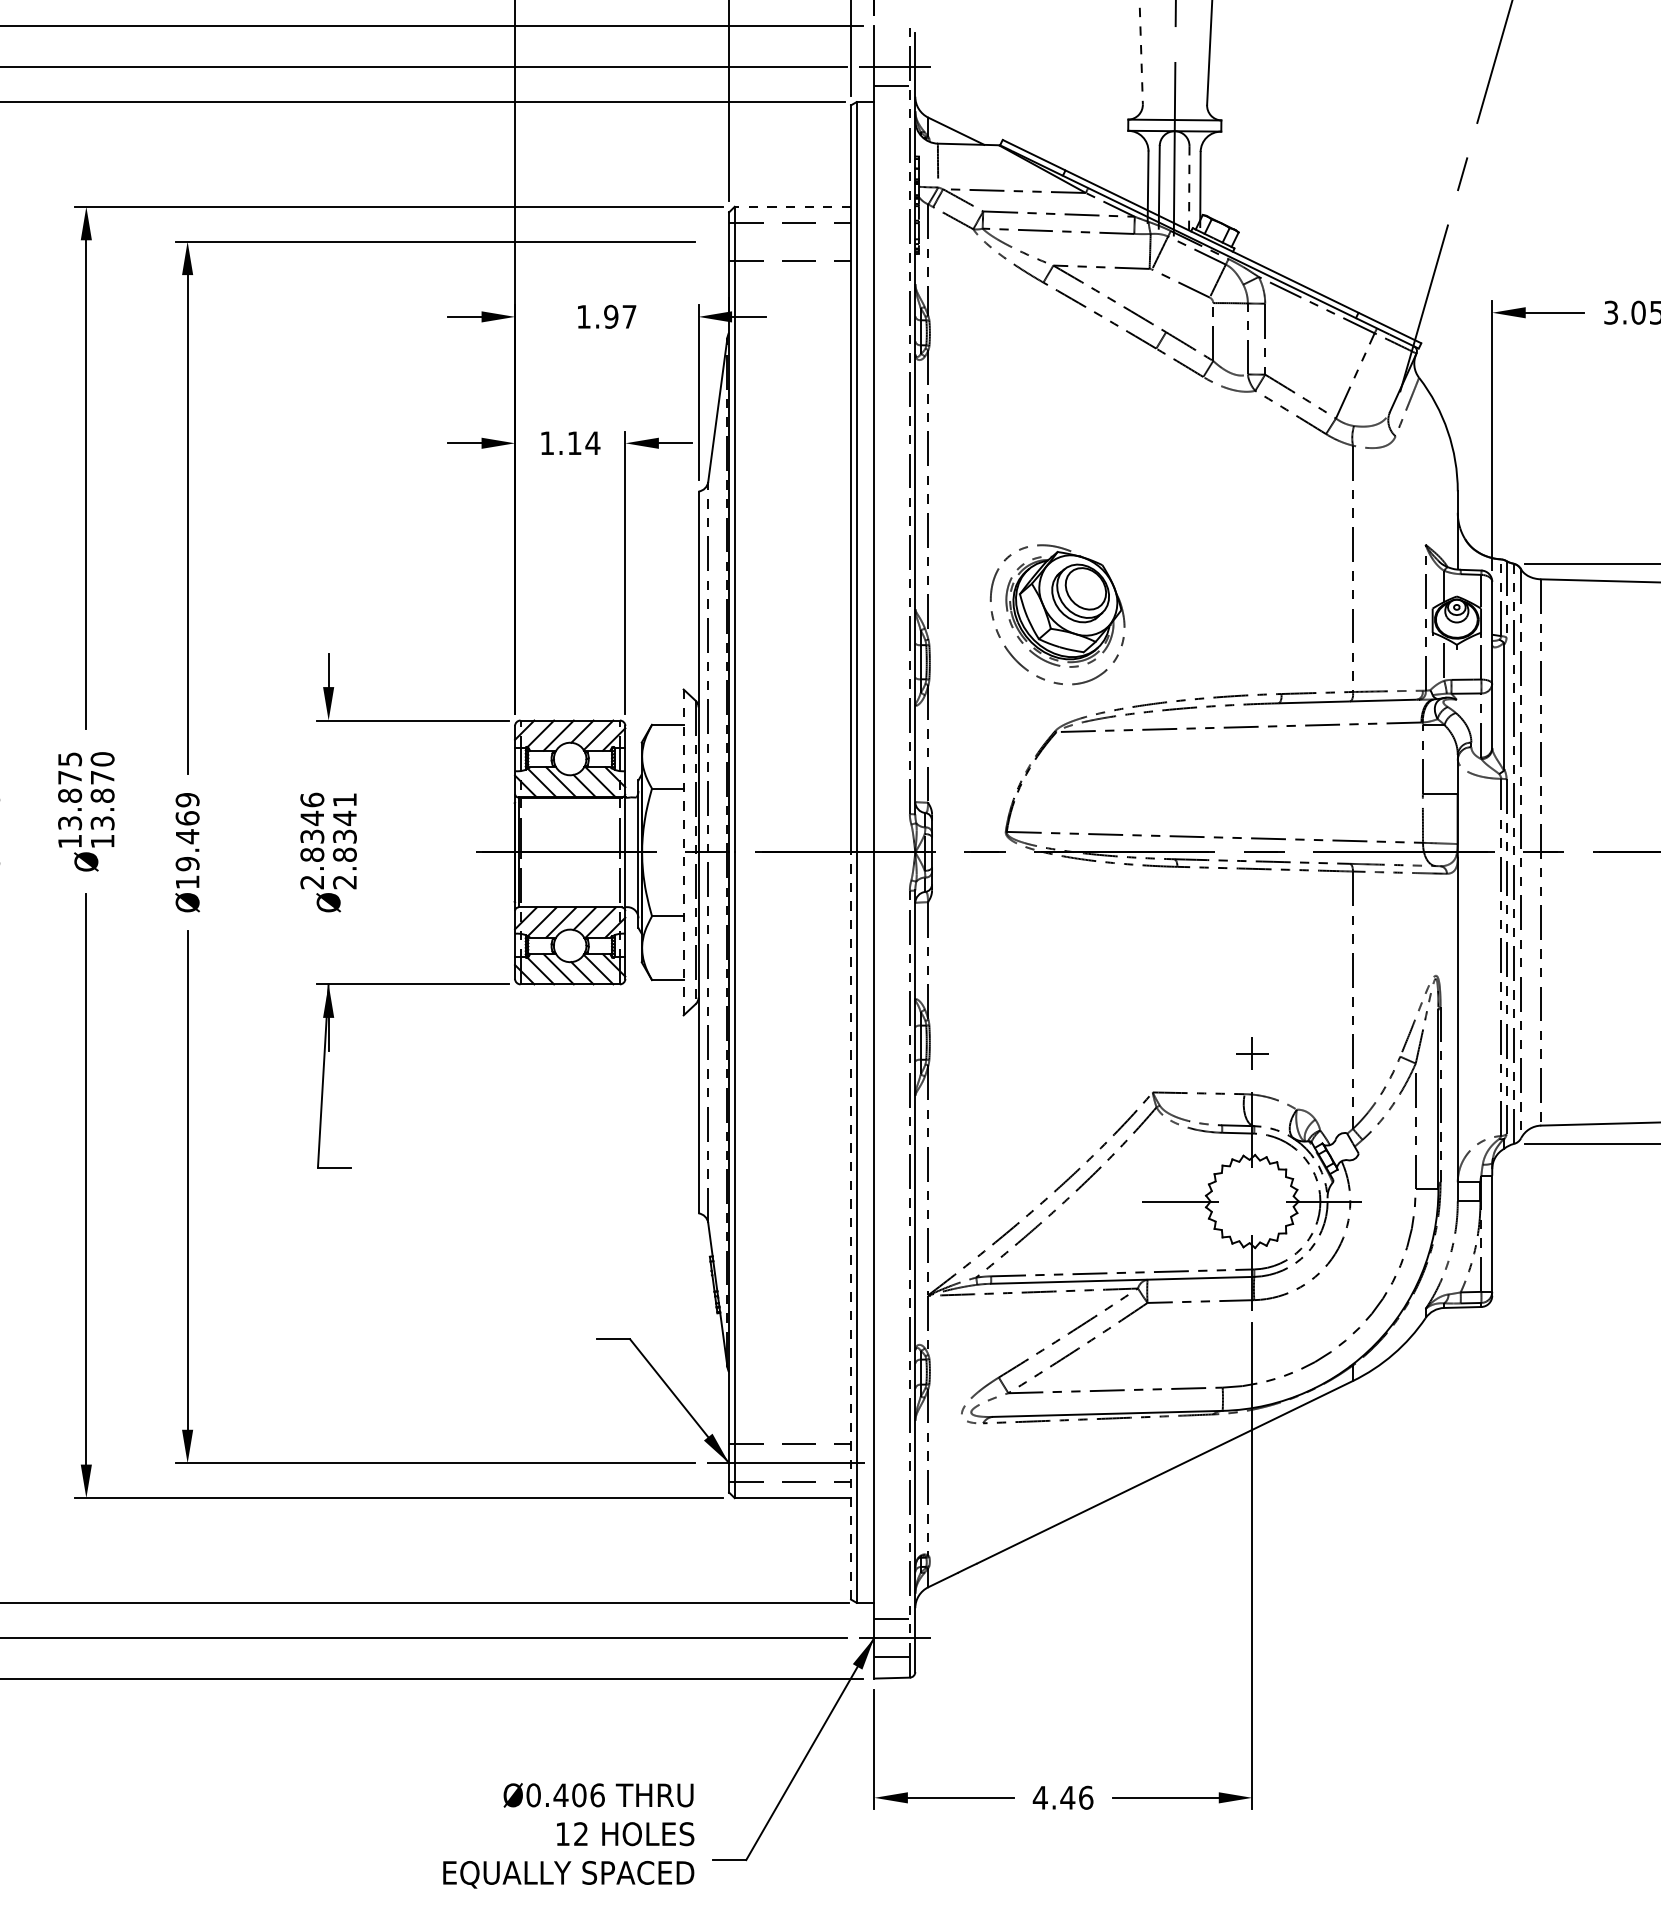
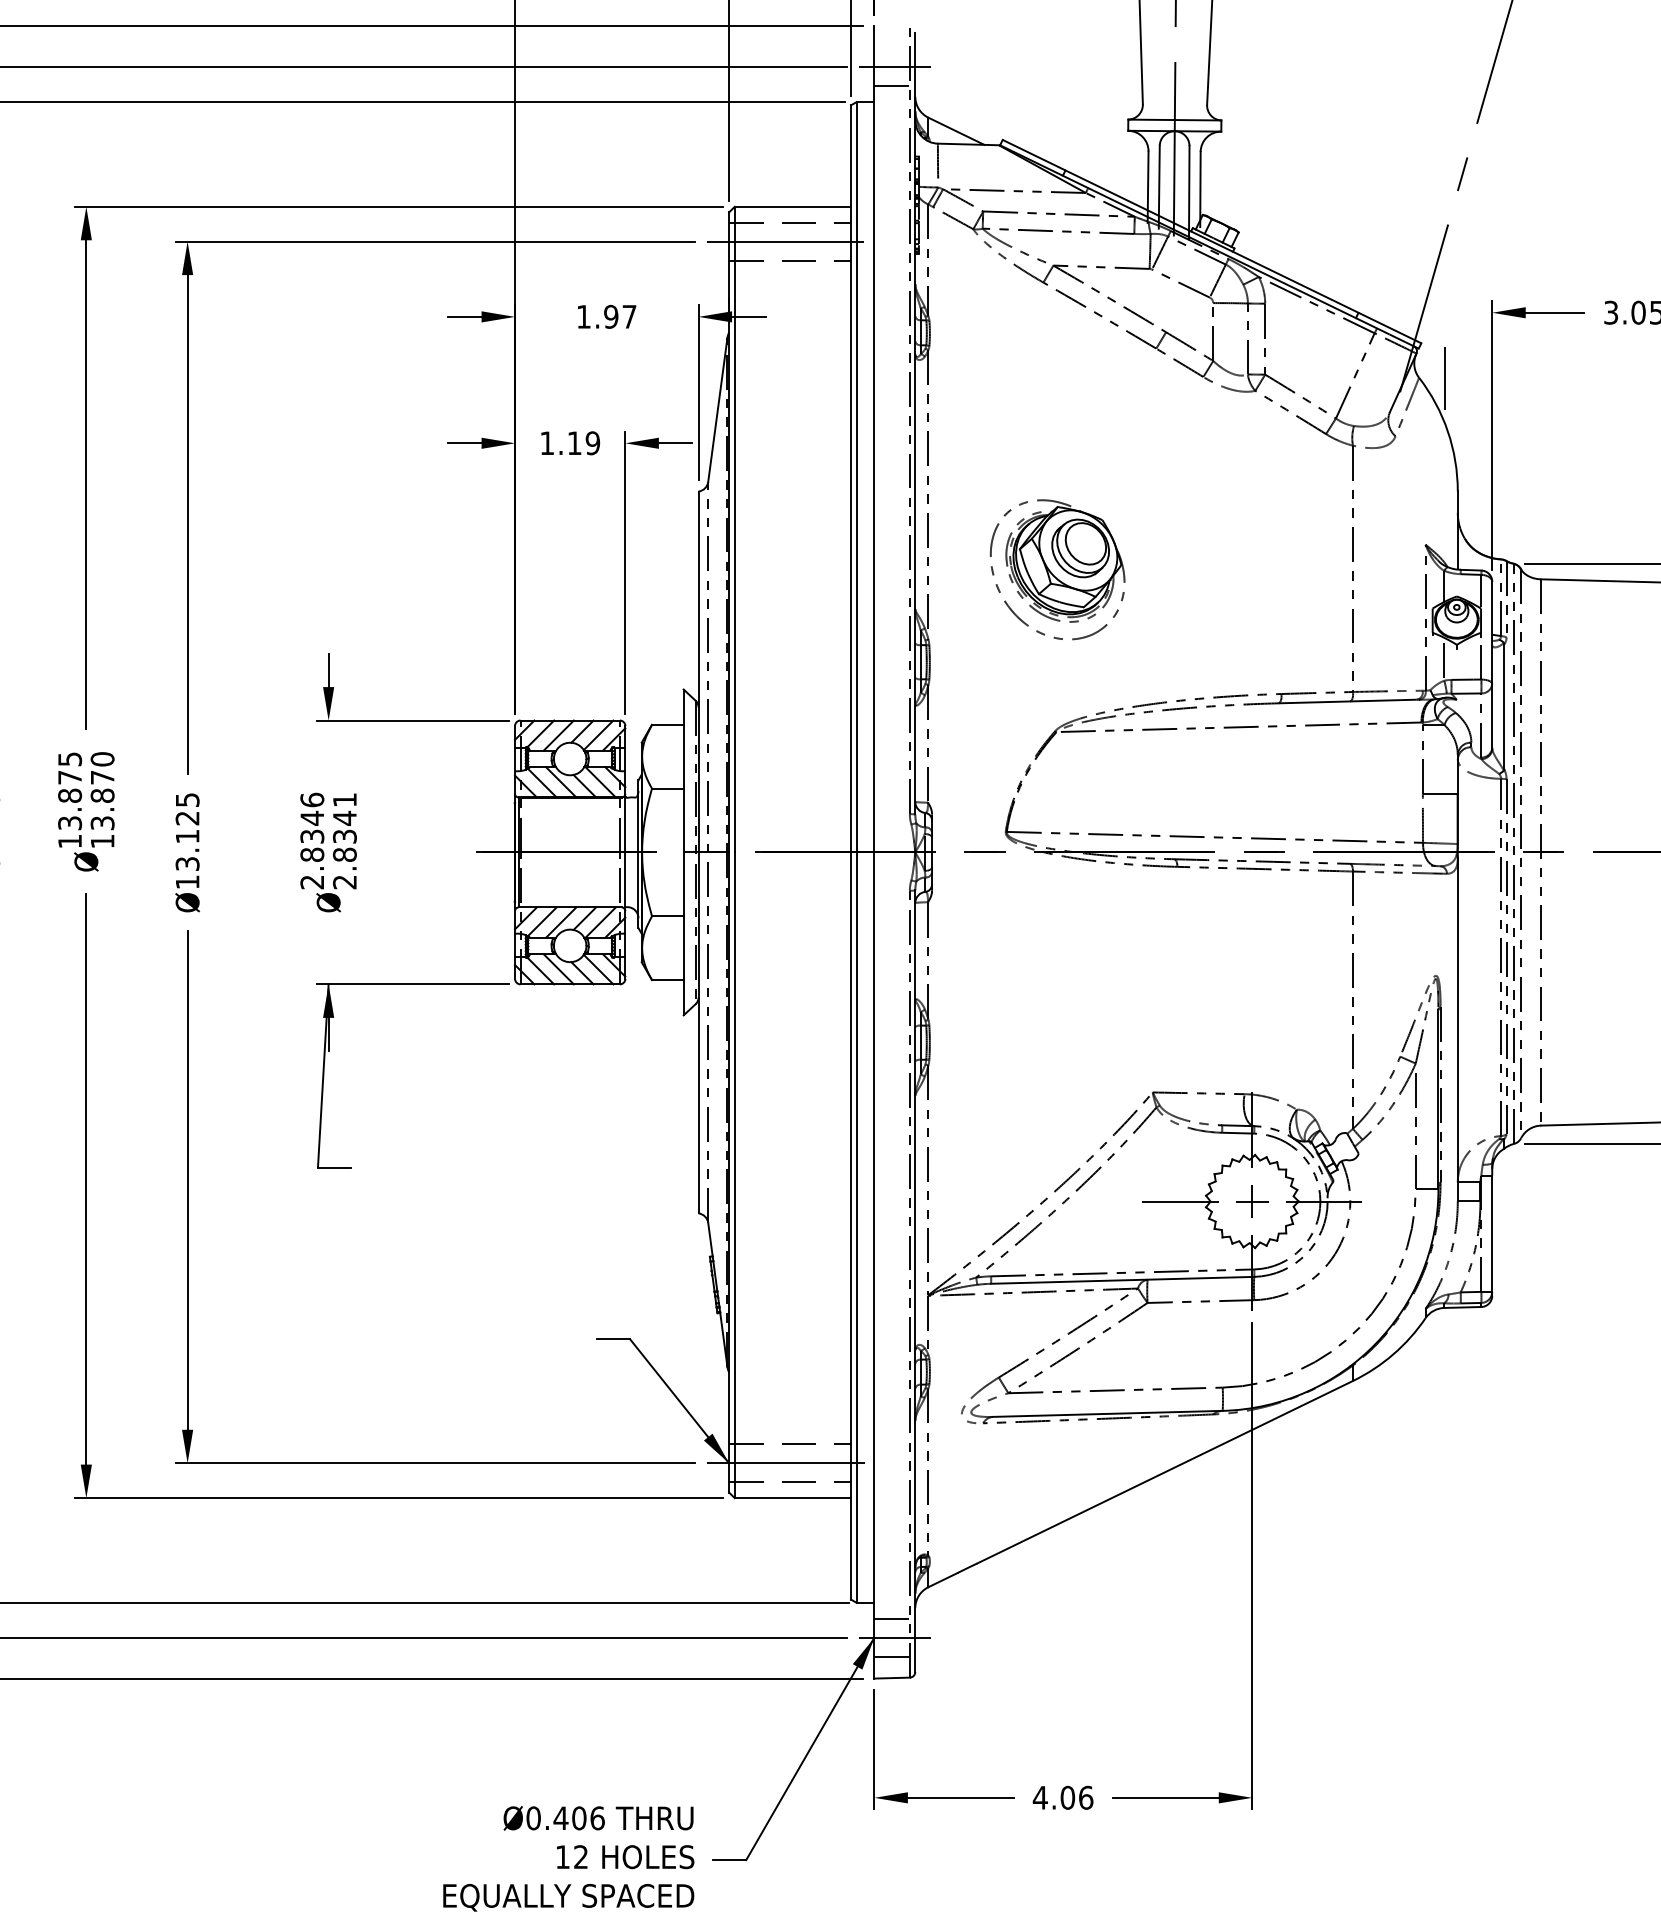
line: dashed -> solid (1141, 52)
line: dashed -> solid (1189, 192)
line: dashed -> solid (792, 206)
line: none -> present (785, 241)
line: none -> present (1444, 378)
text: 1.14 -> 1.19 (592, 443)
part position: (1057, 614) -> (1057, 569) (1057, 569)
text: Ø19.469 -> Ø13.125 (187, 832)
line: dashed -> solid (683, 852)
part position: (1252, 1053) -> (1252, 1201) (1252, 1201)
line: dashed -> solid (851, 1226)
text: 4.46 -> 4.06 (1067, 1797)
text position: (568, 1835) -> (568, 1858) (568, 1858)
